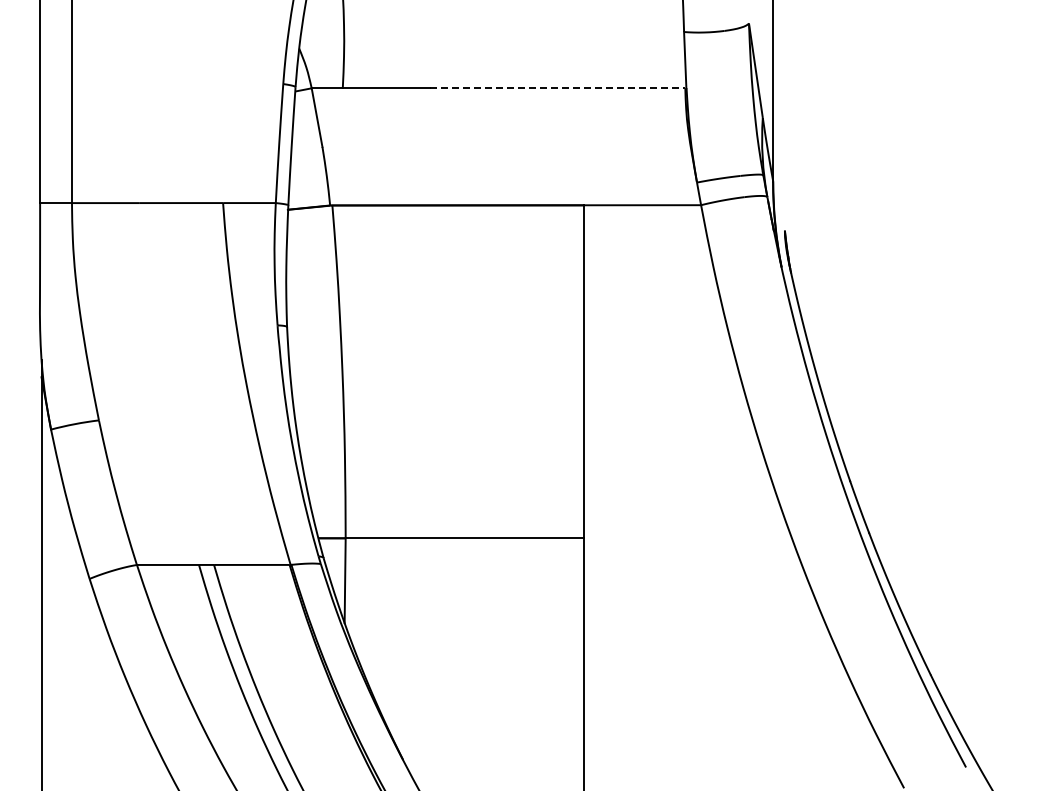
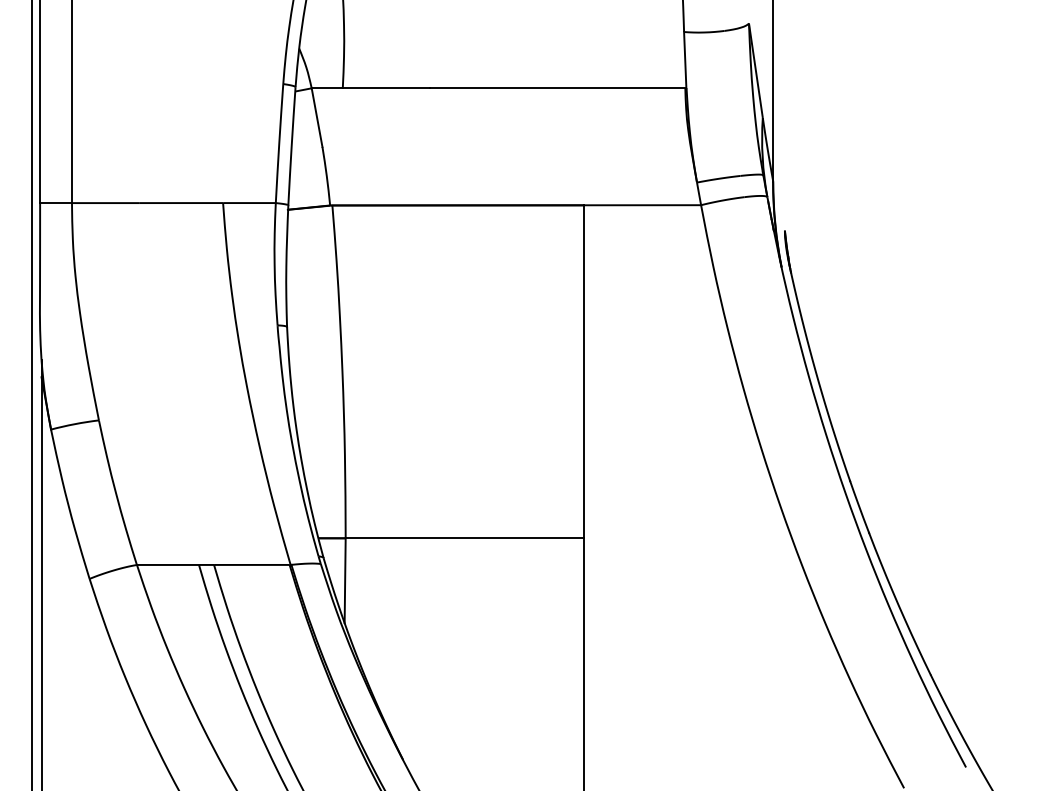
line: dashed -> solid (557, 88)
line: none -> present (31, 394)
